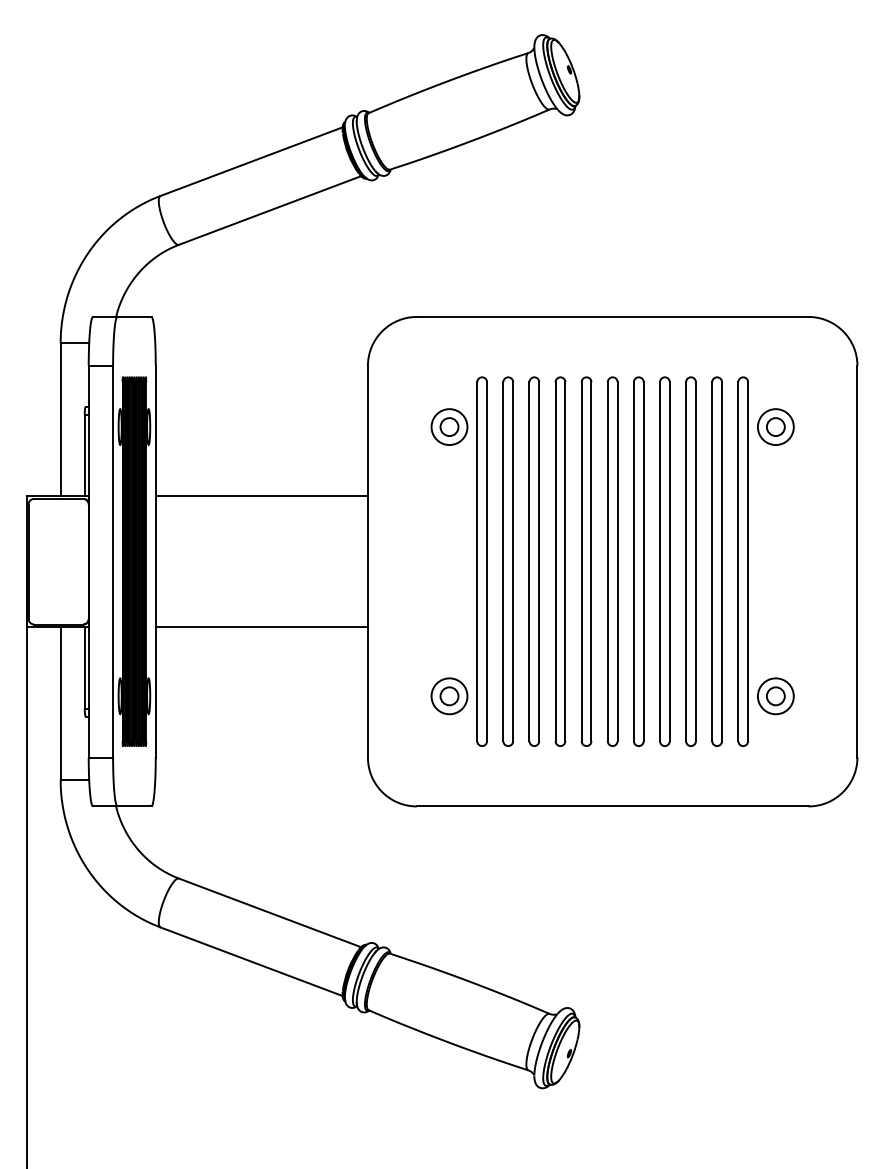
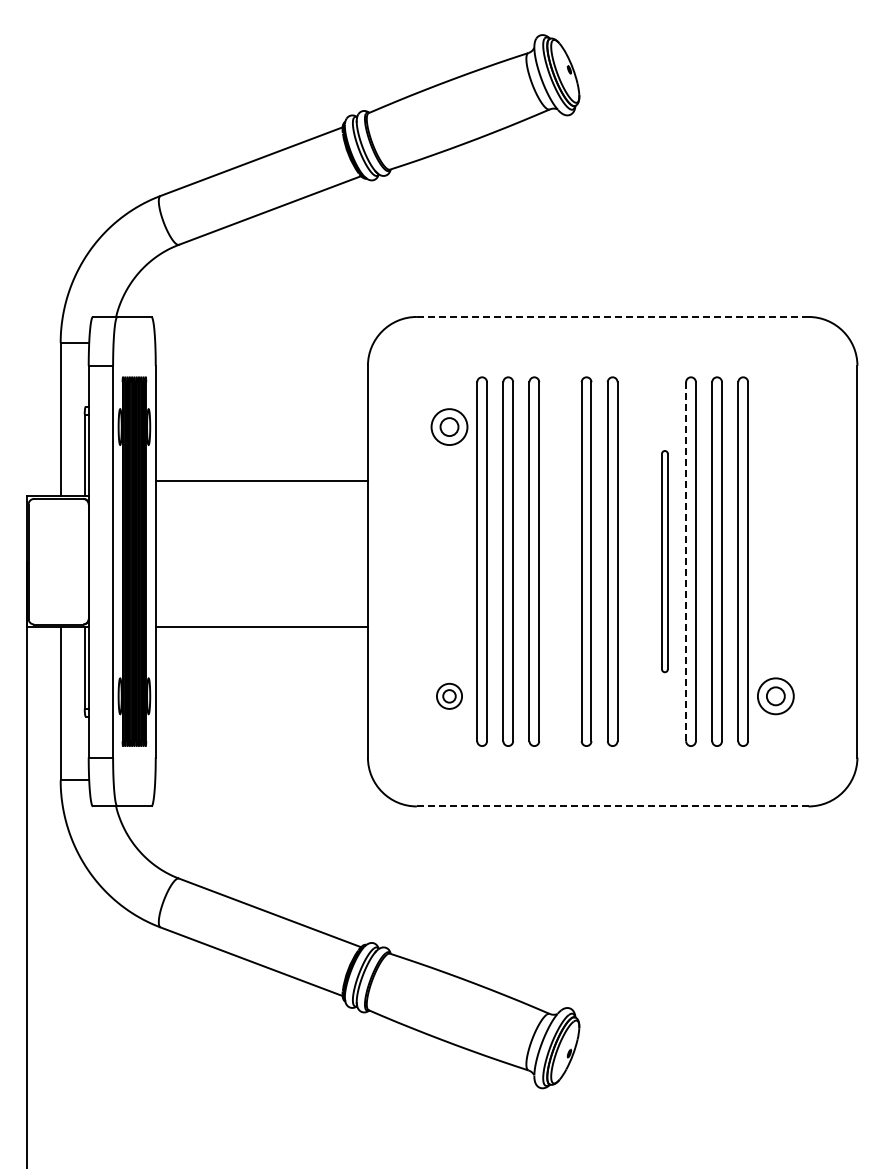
line: solid -> dashed (612, 316)
part: present -> none (775, 426)
line position: (261, 496) -> (261, 481) (261, 481)
part: present -> none (560, 561)
part: present -> none (638, 561)
part size: 12x371 px -> 8x224 px (664, 561)
line: solid -> dashed (686, 562)
part size: 39x39 px -> 27x28 px (449, 695)
line: solid -> dashed (612, 806)
